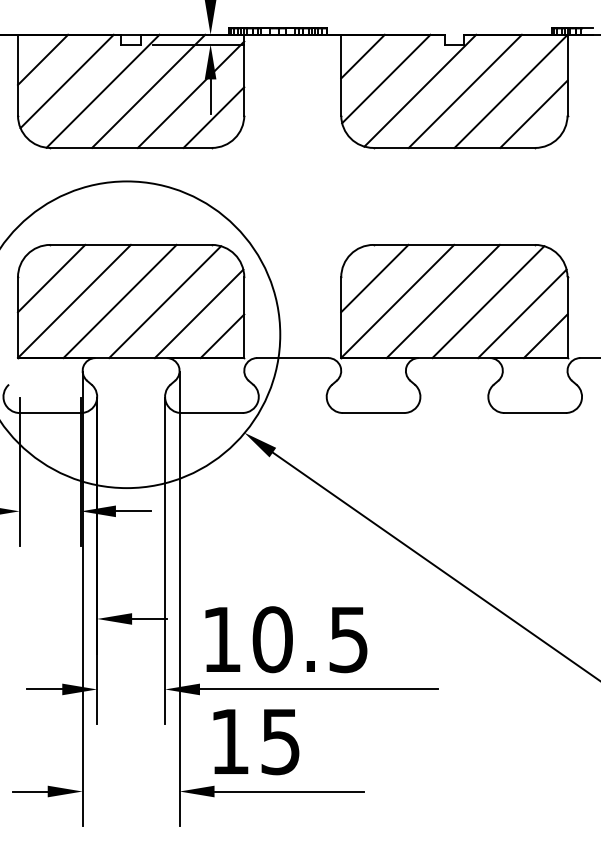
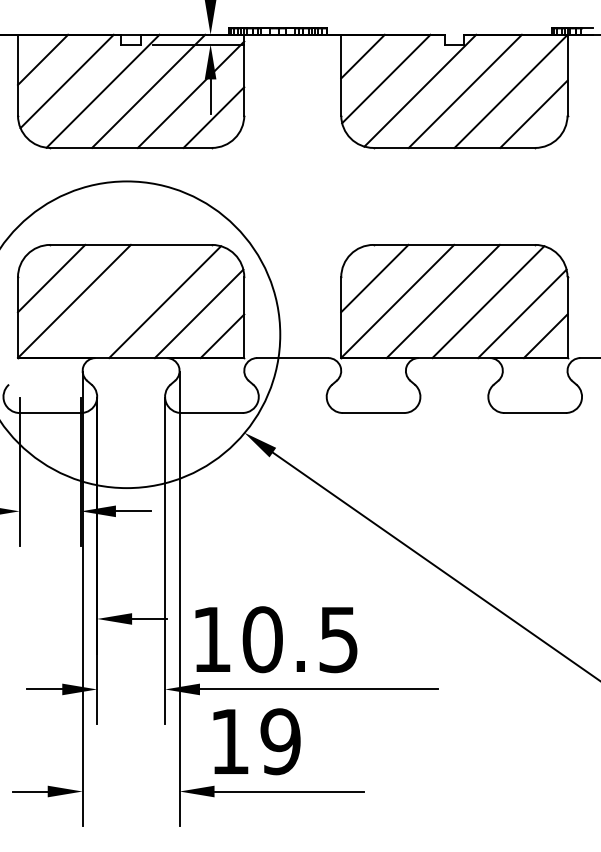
line: present -> none (119, 301)
text position: (286, 639) -> (276, 639) (276, 639)
text: 15 -> 19 (280, 741)
